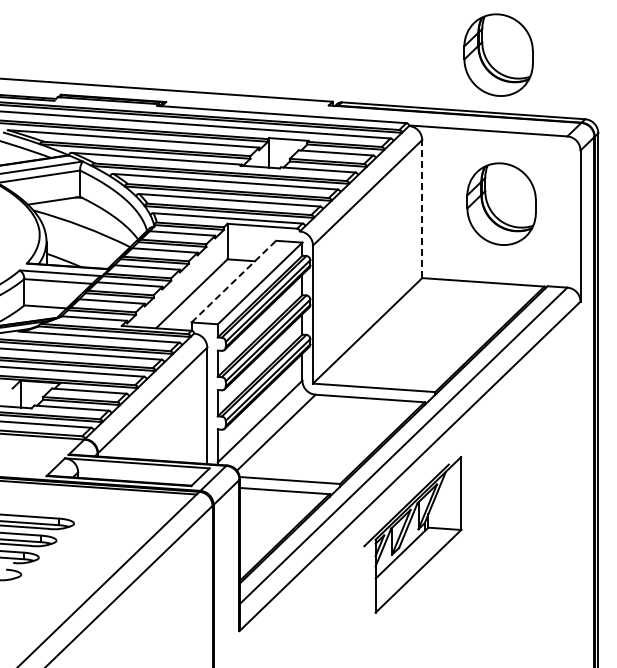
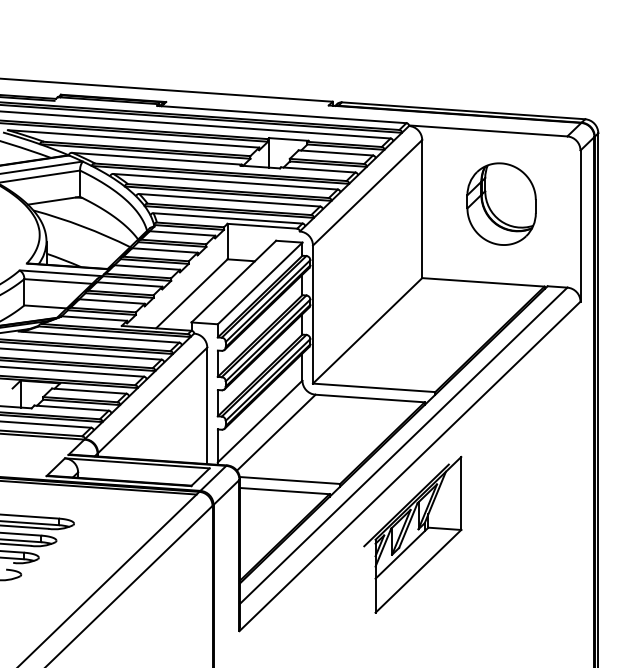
part: present -> none (498, 54)
line: dashed -> solid (422, 208)
line: dashed -> solid (233, 281)
